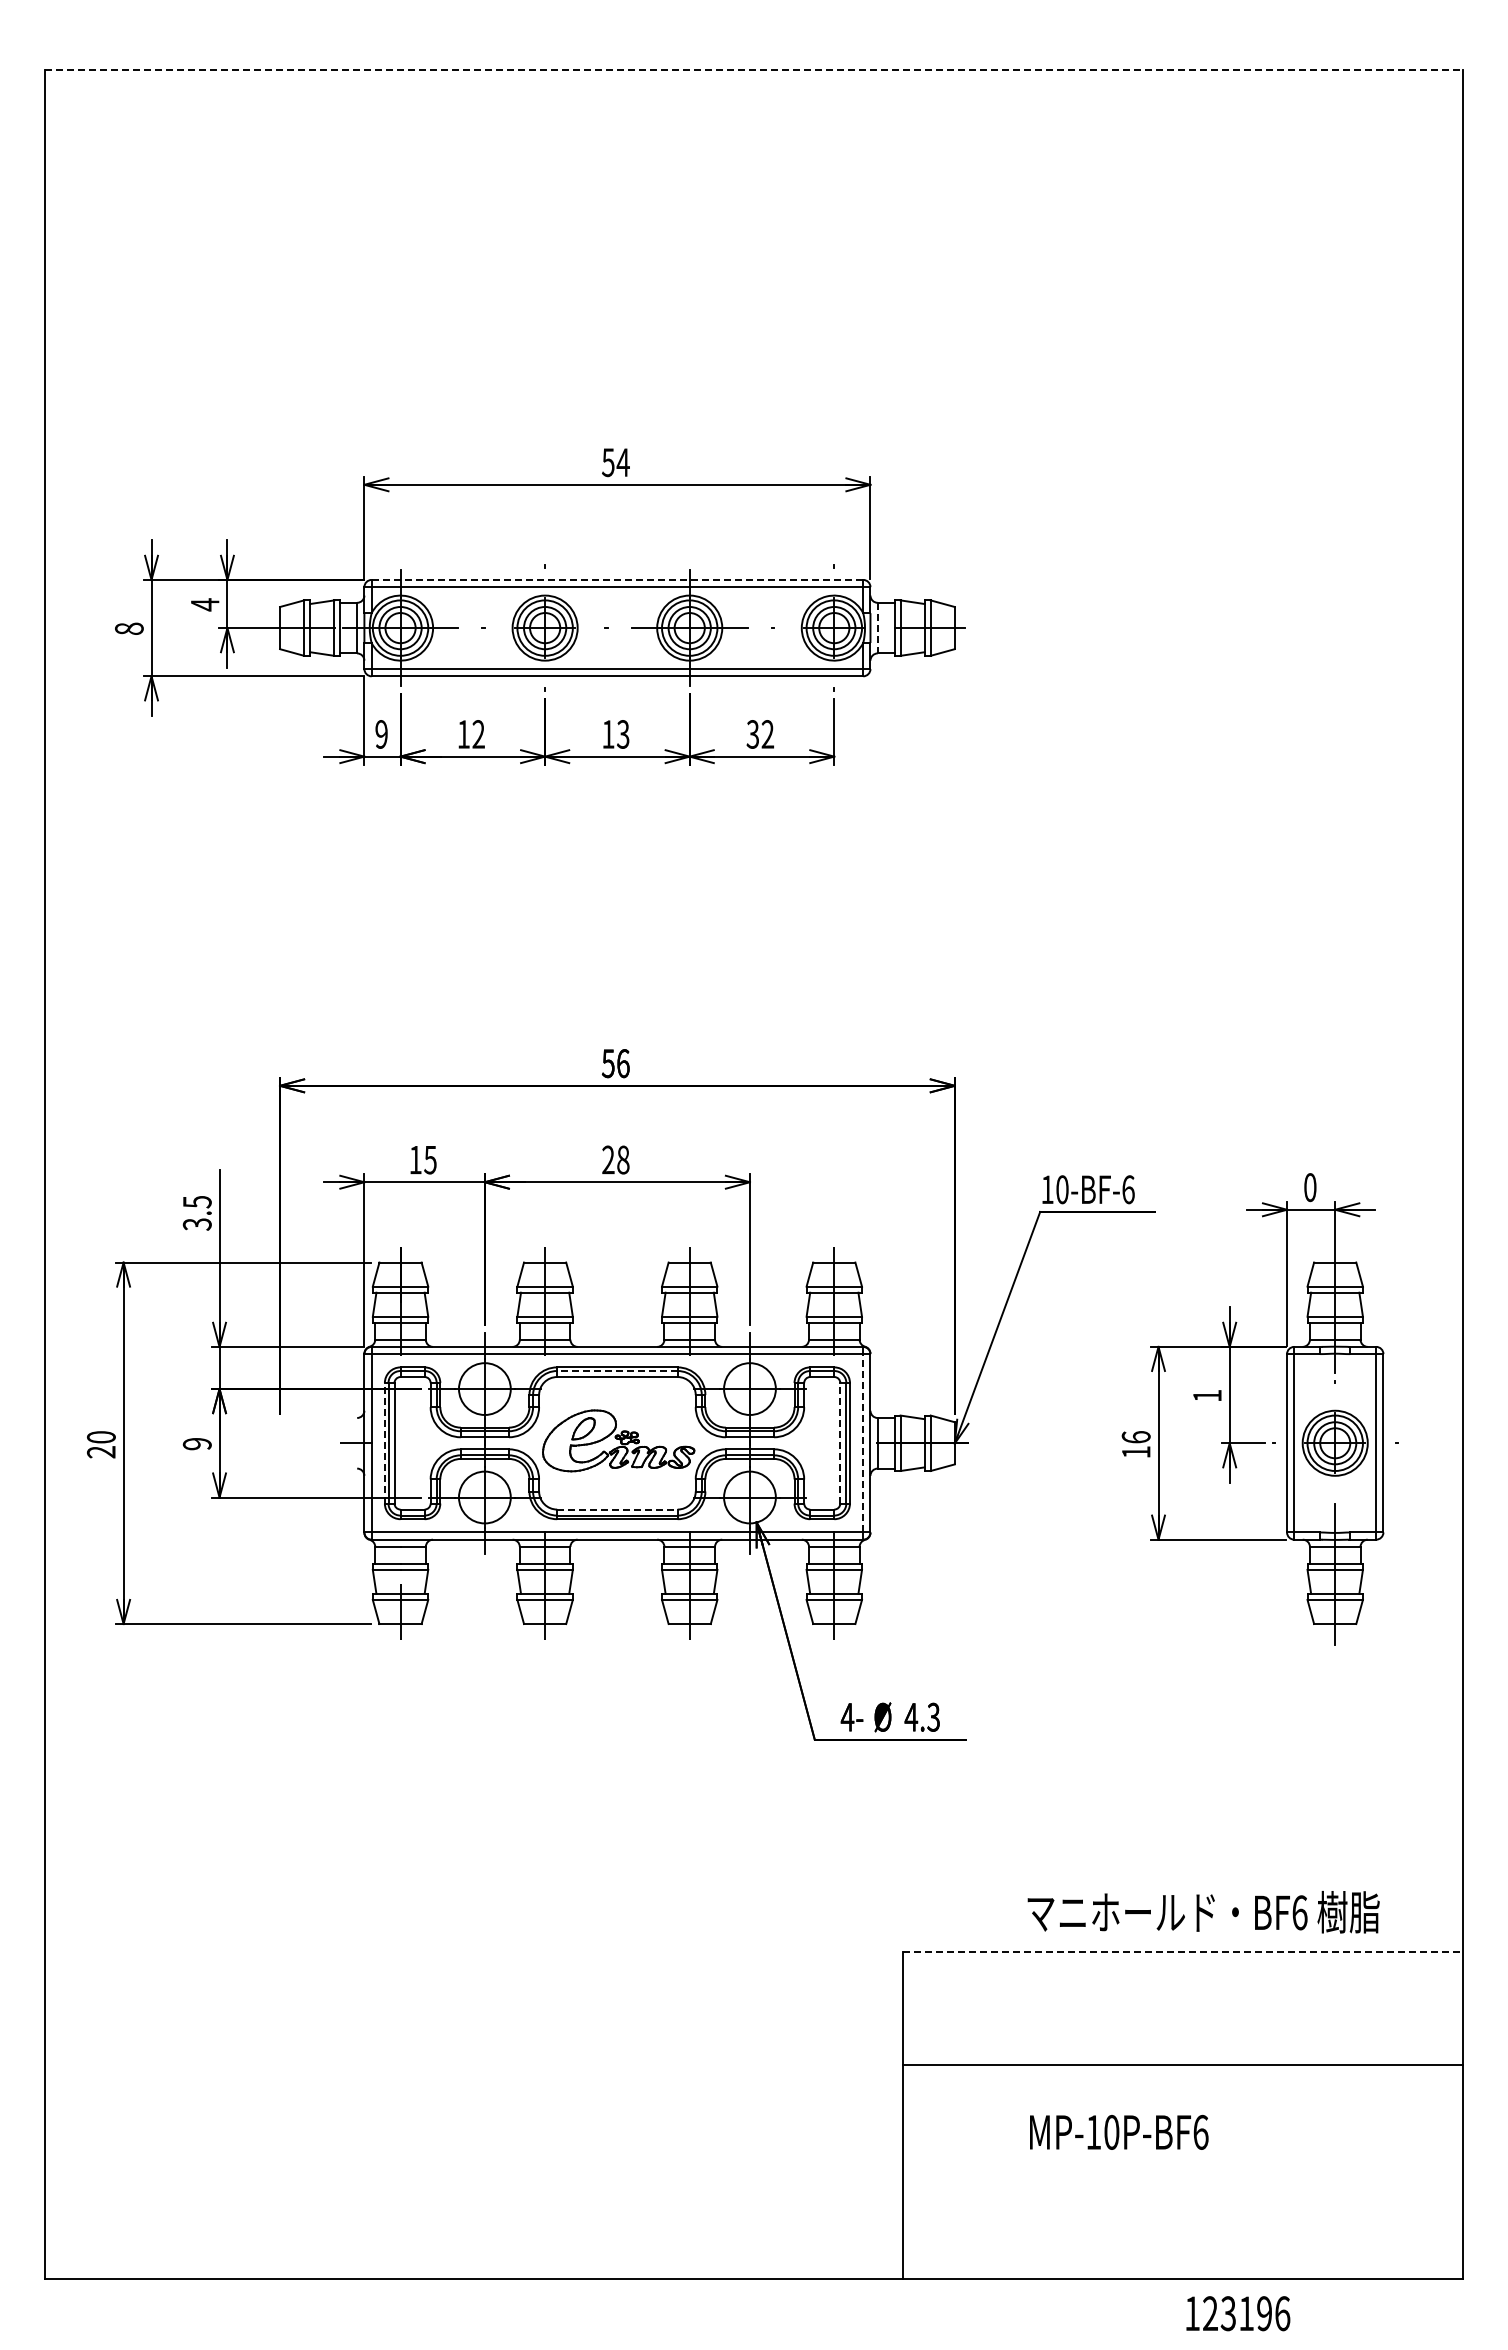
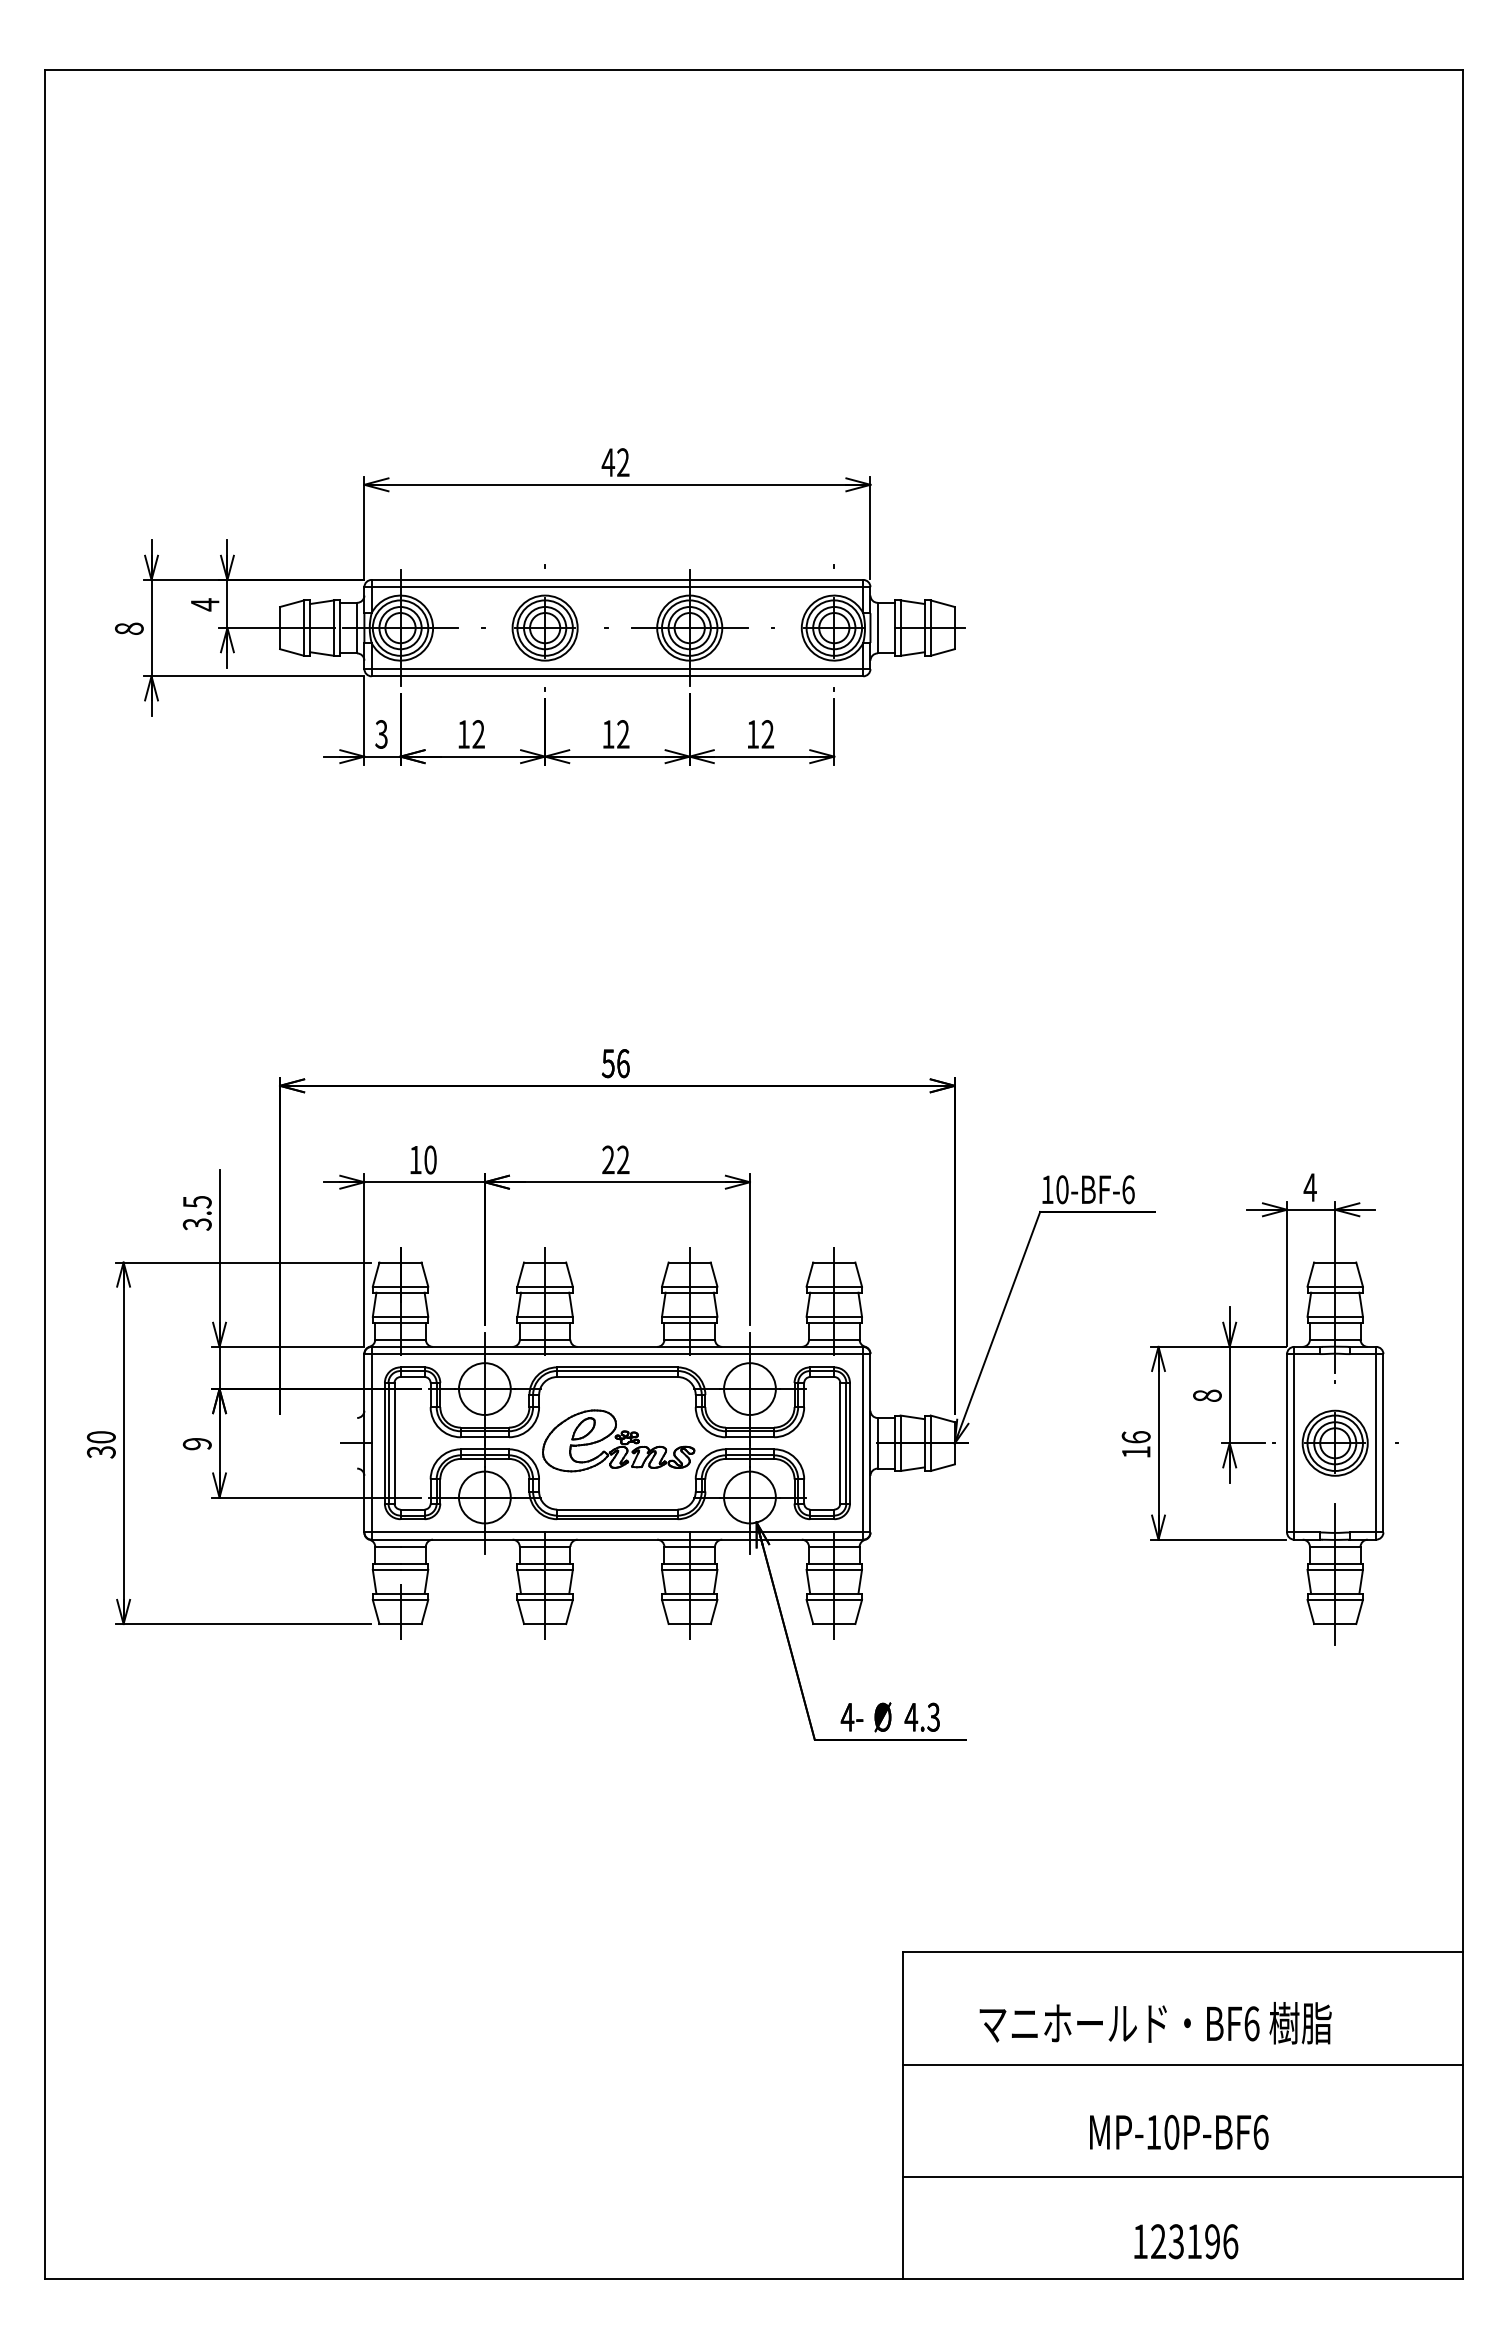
line: dashed -> solid (753, 70)
text: 54 -> 42 (615, 462)
line: dashed -> solid (617, 579)
line: dashed -> solid (877, 628)
text: 9 -> 3 (381, 734)
text: 13 -> 12 (623, 734)
text: 32 -> 12 (752, 734)
text: 15 -> 10 (430, 1159)
text: 28 -> 22 (623, 1159)
text: 0 -> 4 (1309, 1187)
line: dashed -> solid (616, 1371)
text: 1 -> 8 (1207, 1395)
line: dashed -> solid (384, 1442)
line: dashed -> solid (840, 1442)
line: dashed -> solid (863, 1442)
text: 20 -> 30 (101, 1452)
line: dashed -> solid (617, 1509)
text position: (1203, 1912) -> (1155, 2023) (1155, 2023)
line: dashed -> solid (1183, 1952)
text position: (1119, 2131) -> (1179, 2131) (1179, 2131)
line: none -> present (1182, 2177)
text position: (1238, 2313) -> (1186, 2241) (1186, 2241)
